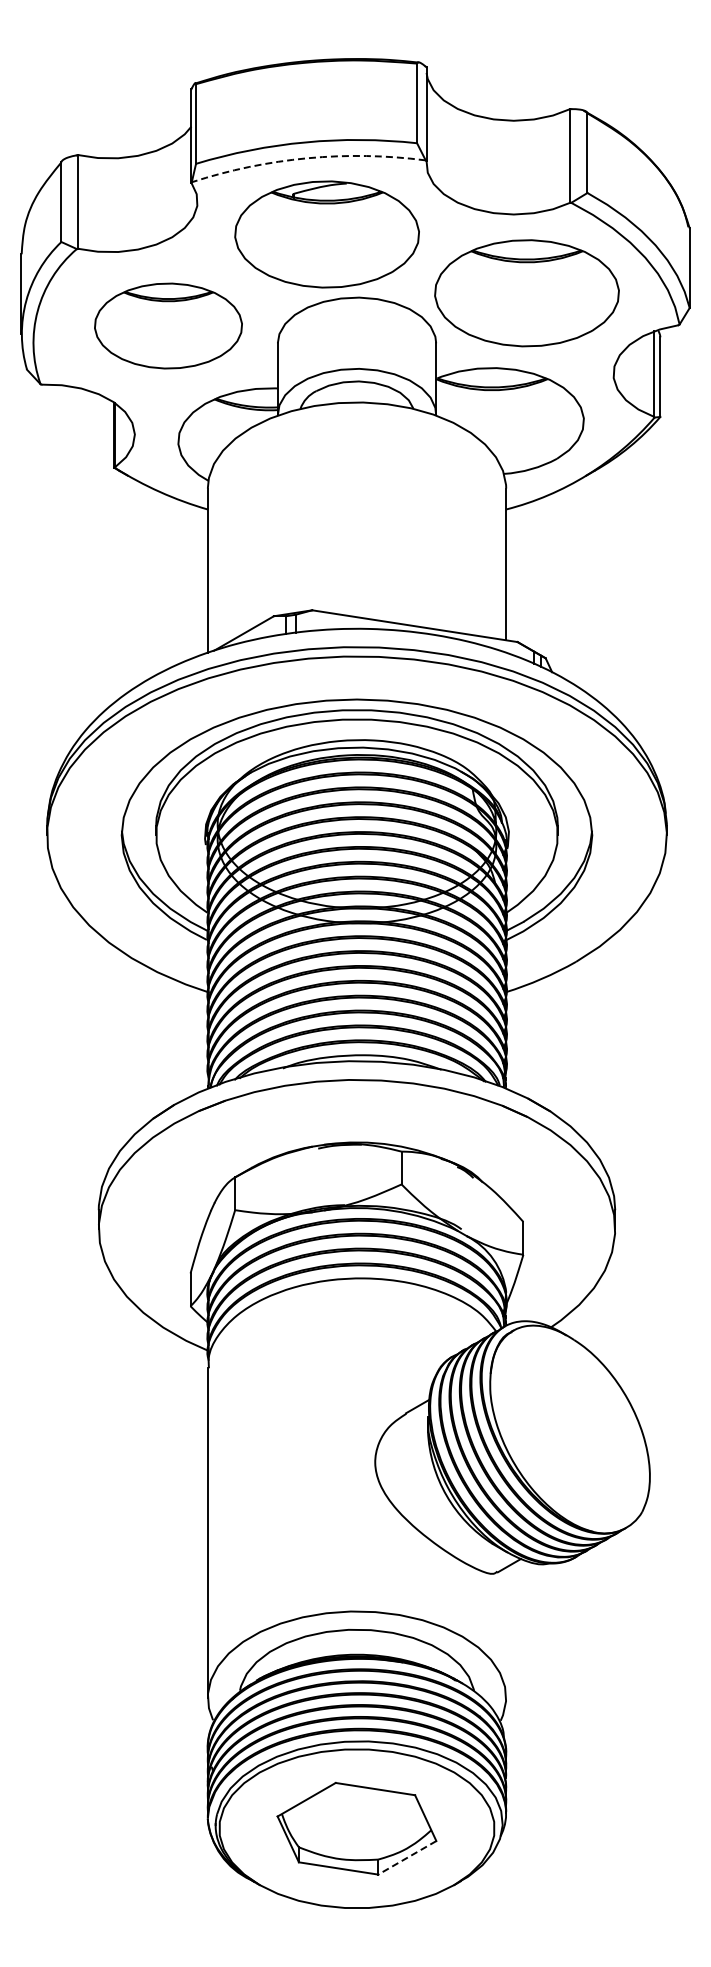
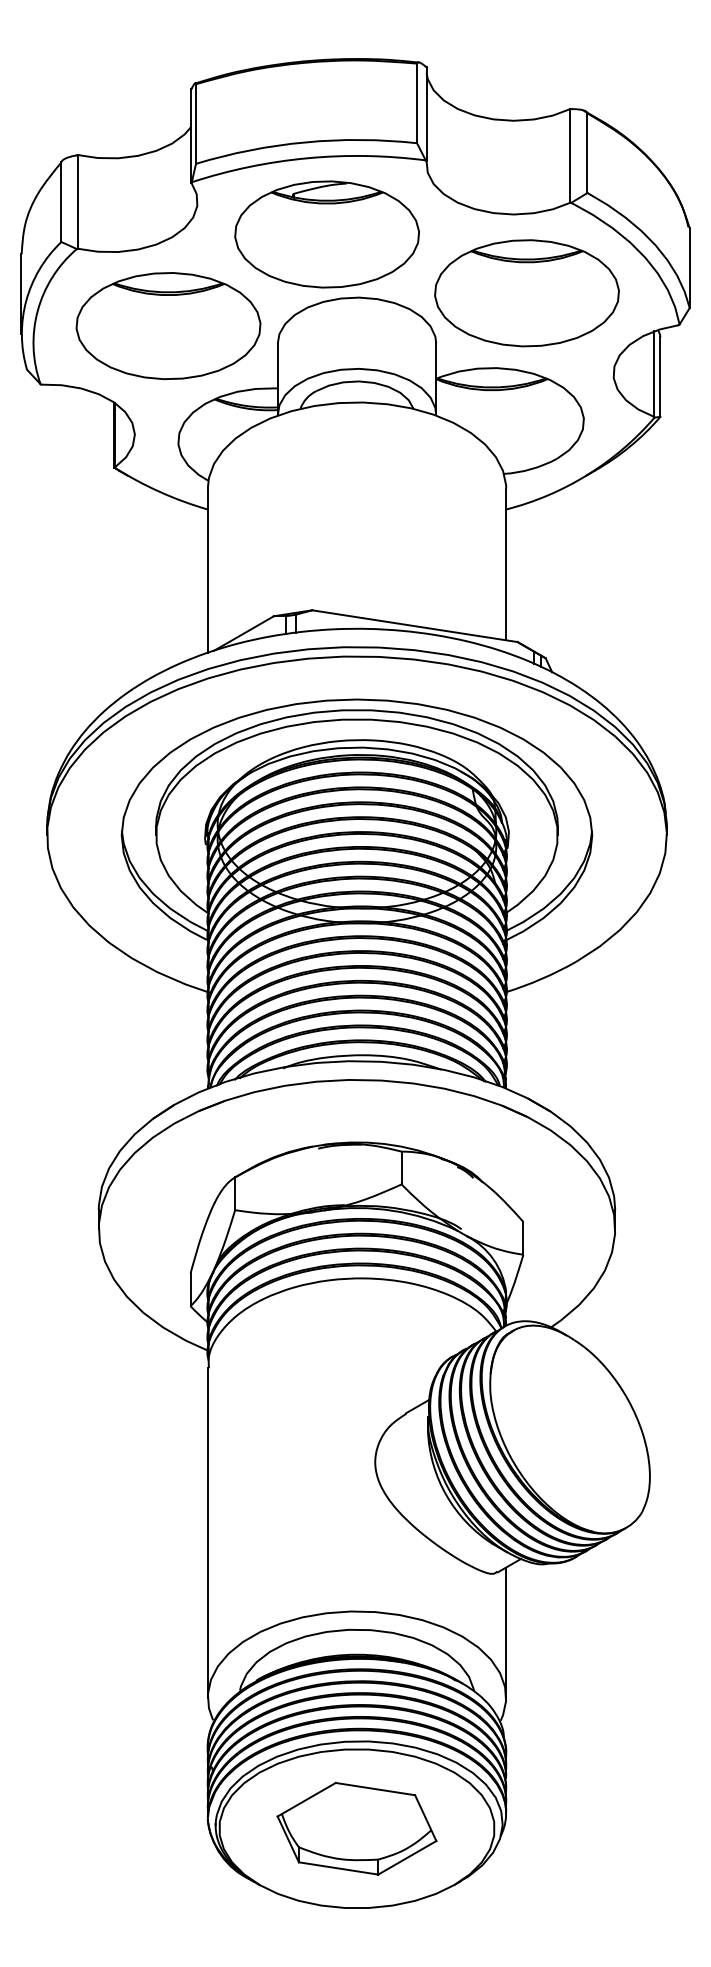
arc: dashed -> solid (307, 158)
part size: 149x88 px -> 187x108 px (168, 325)
line: none -> present (506, 1632)
line: dashed -> solid (407, 1857)
